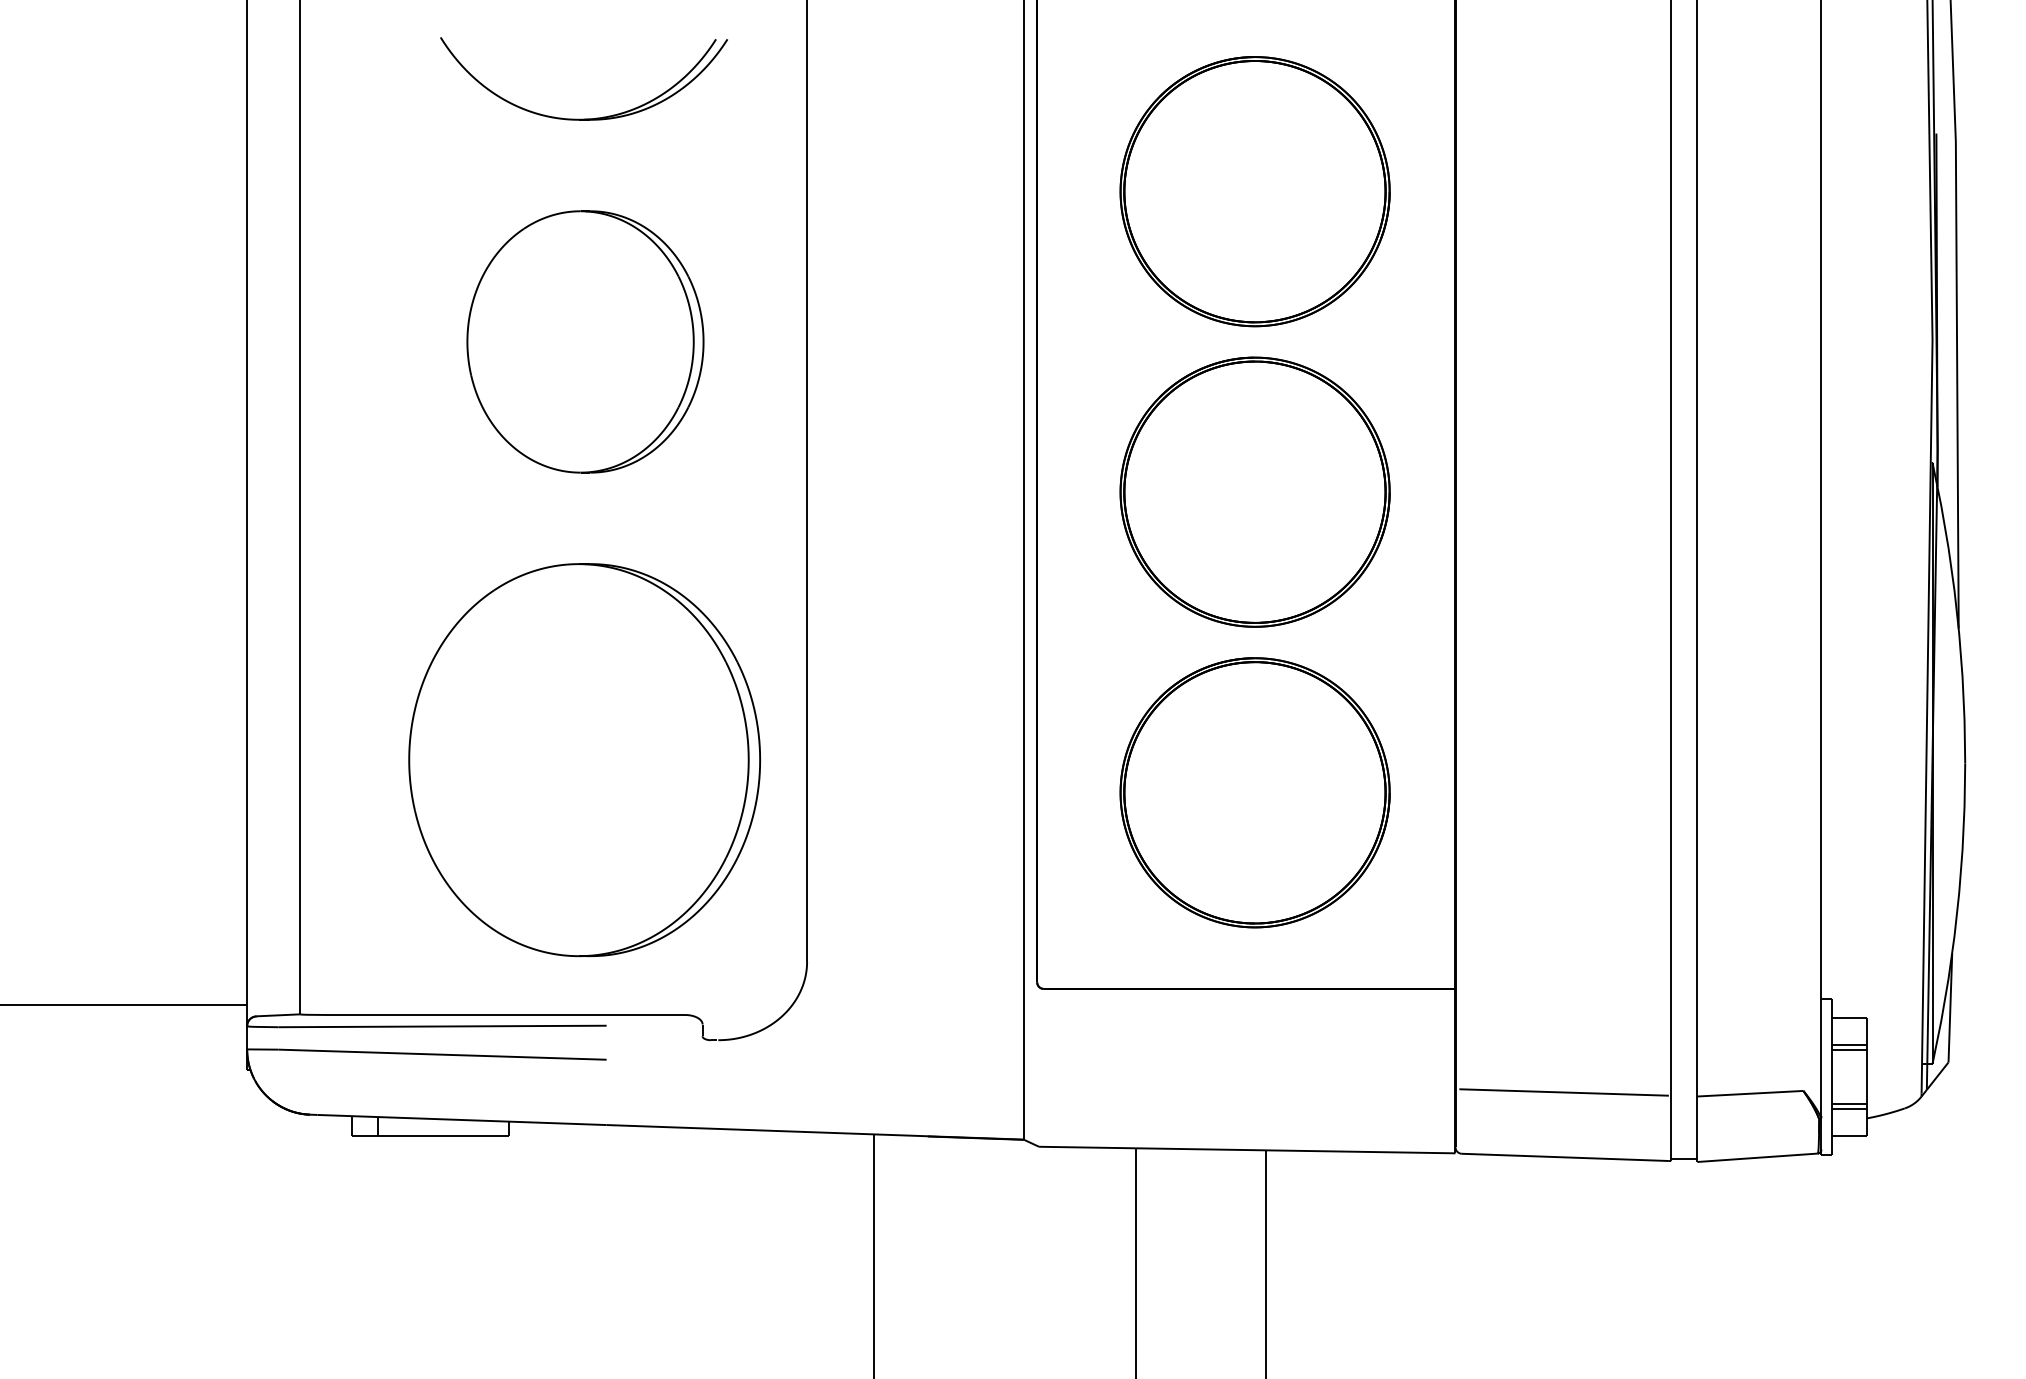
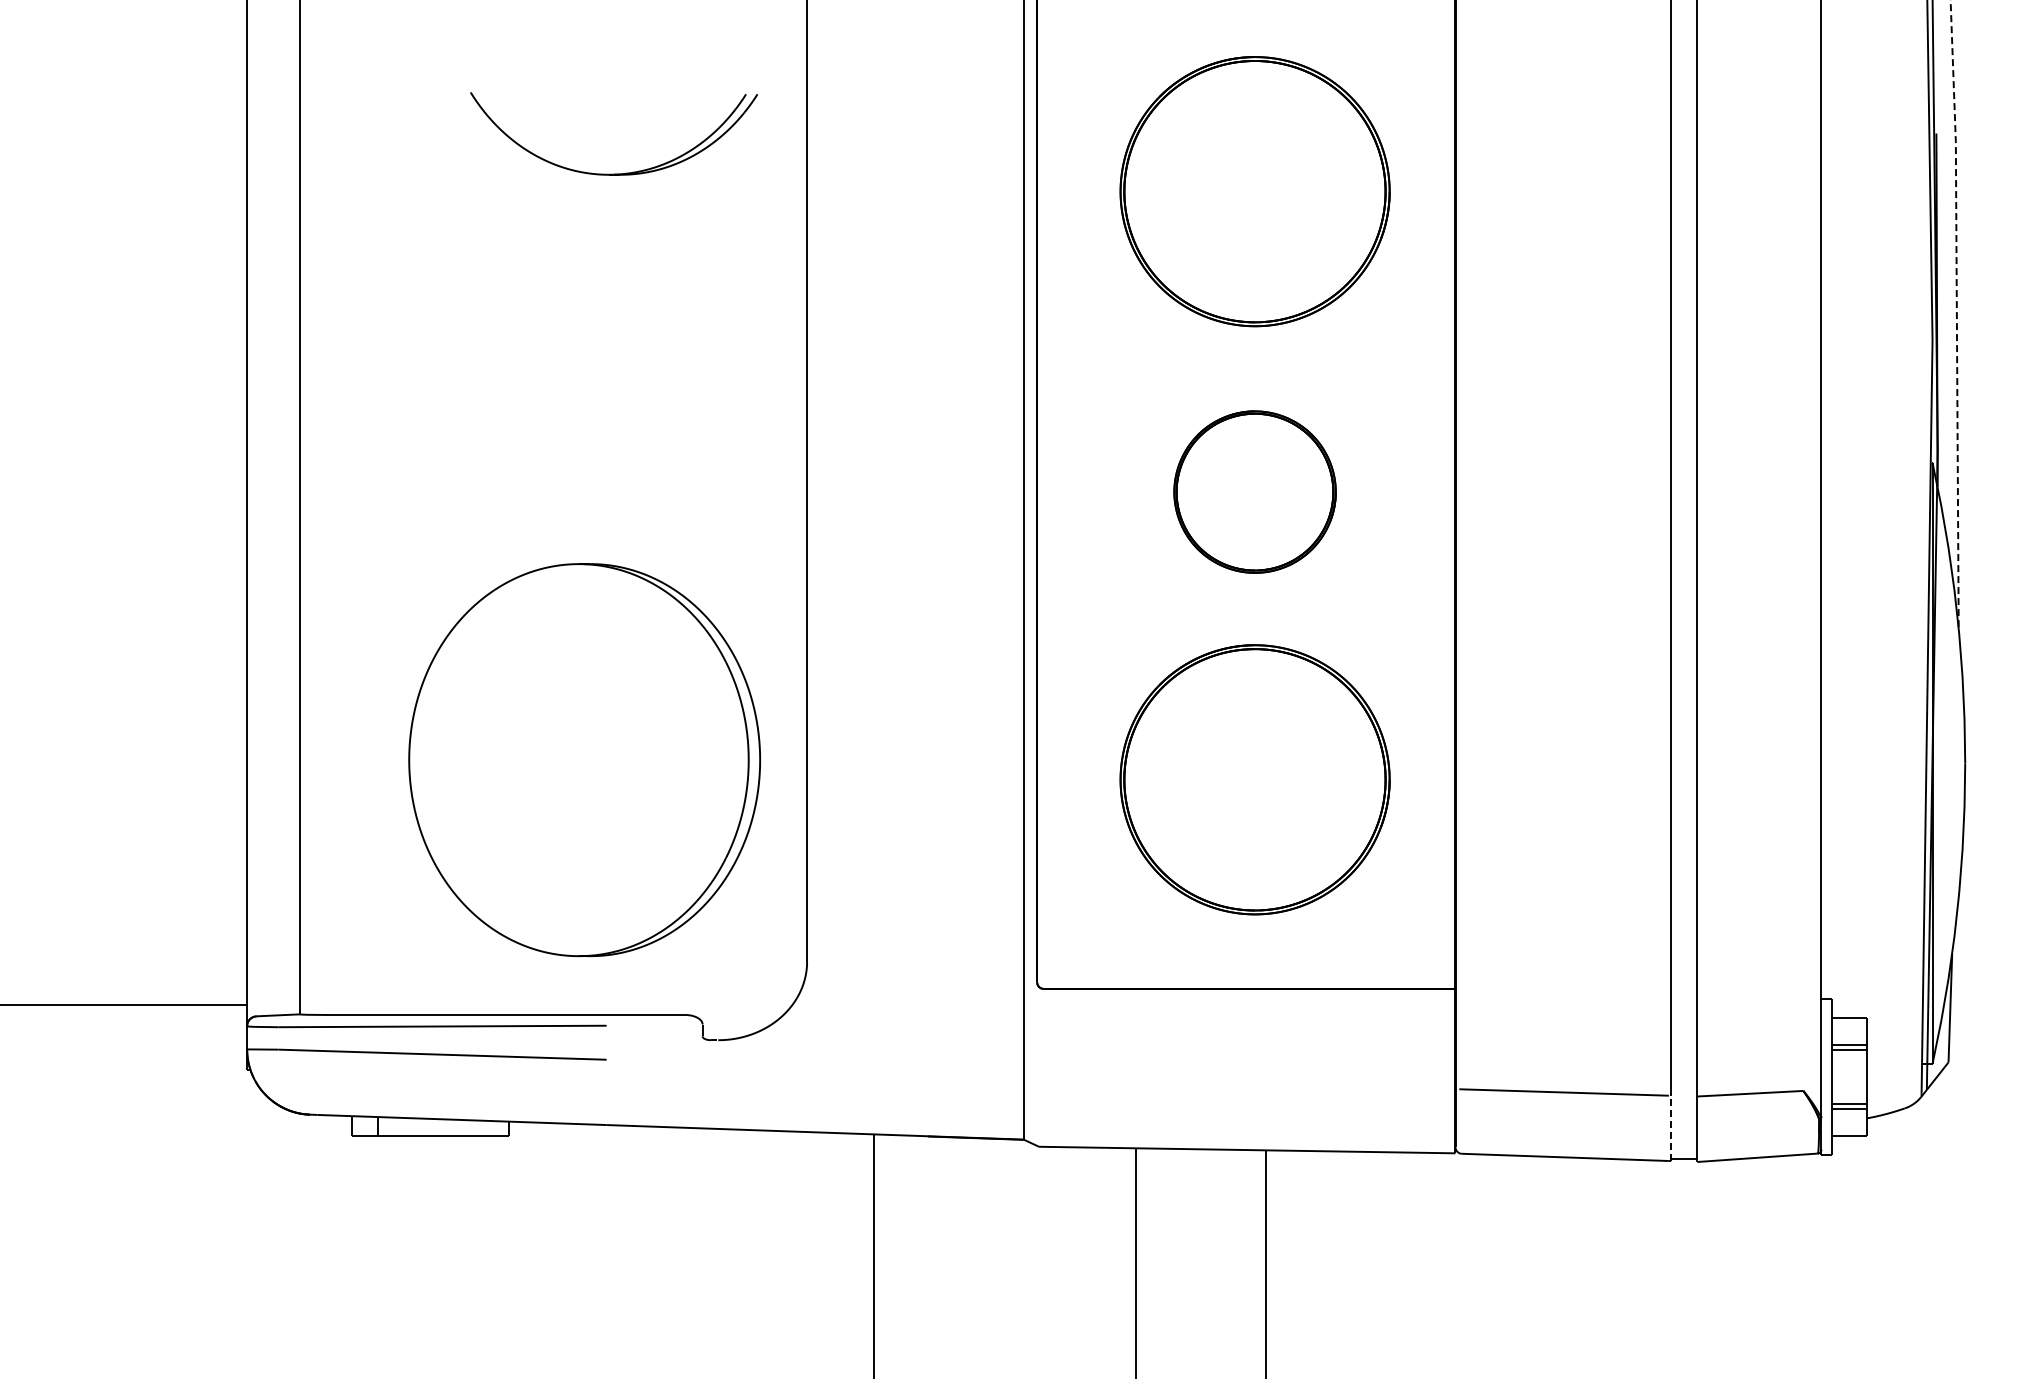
part position: (583, 118) -> (613, 173) (613, 173)
line: solid -> dashed (1956, 314)
part: present -> none (585, 341)
part size: 272x272 px -> 164x164 px (1254, 491)
part position: (1254, 792) -> (1254, 779) (1254, 779)
line: solid -> dashed (1671, 1128)
